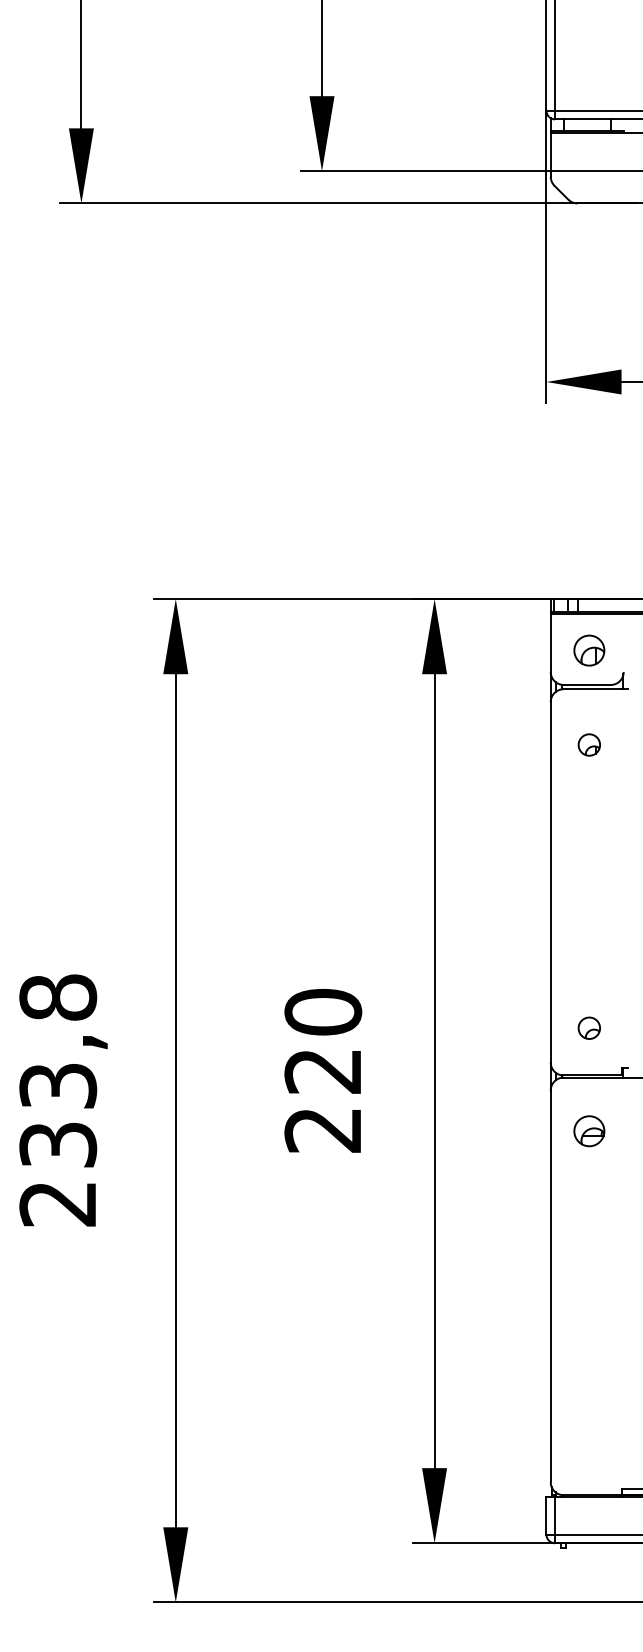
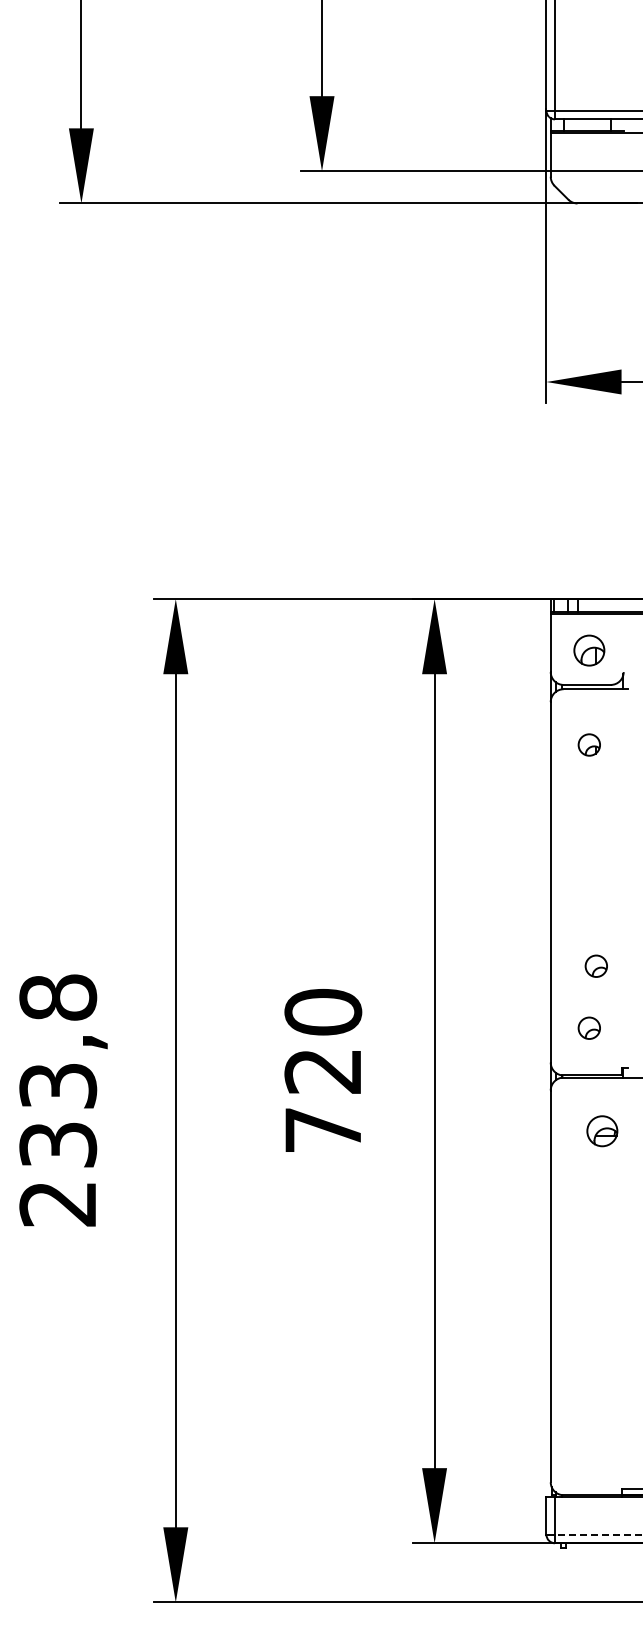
part: none -> present (595, 965)
text: 220 -> 720 (322, 1130)
part position: (589, 1131) -> (602, 1131) (602, 1131)
line: solid -> dashed (599, 1534)
